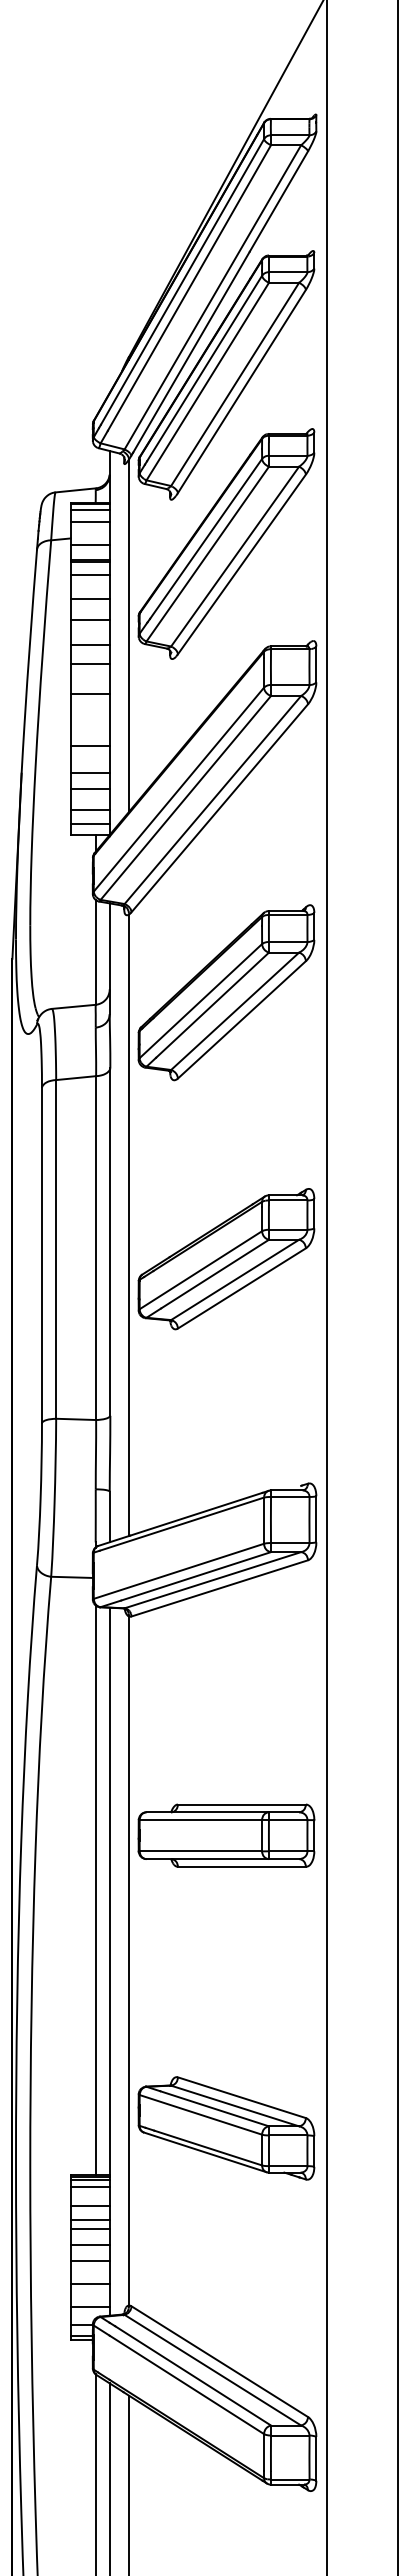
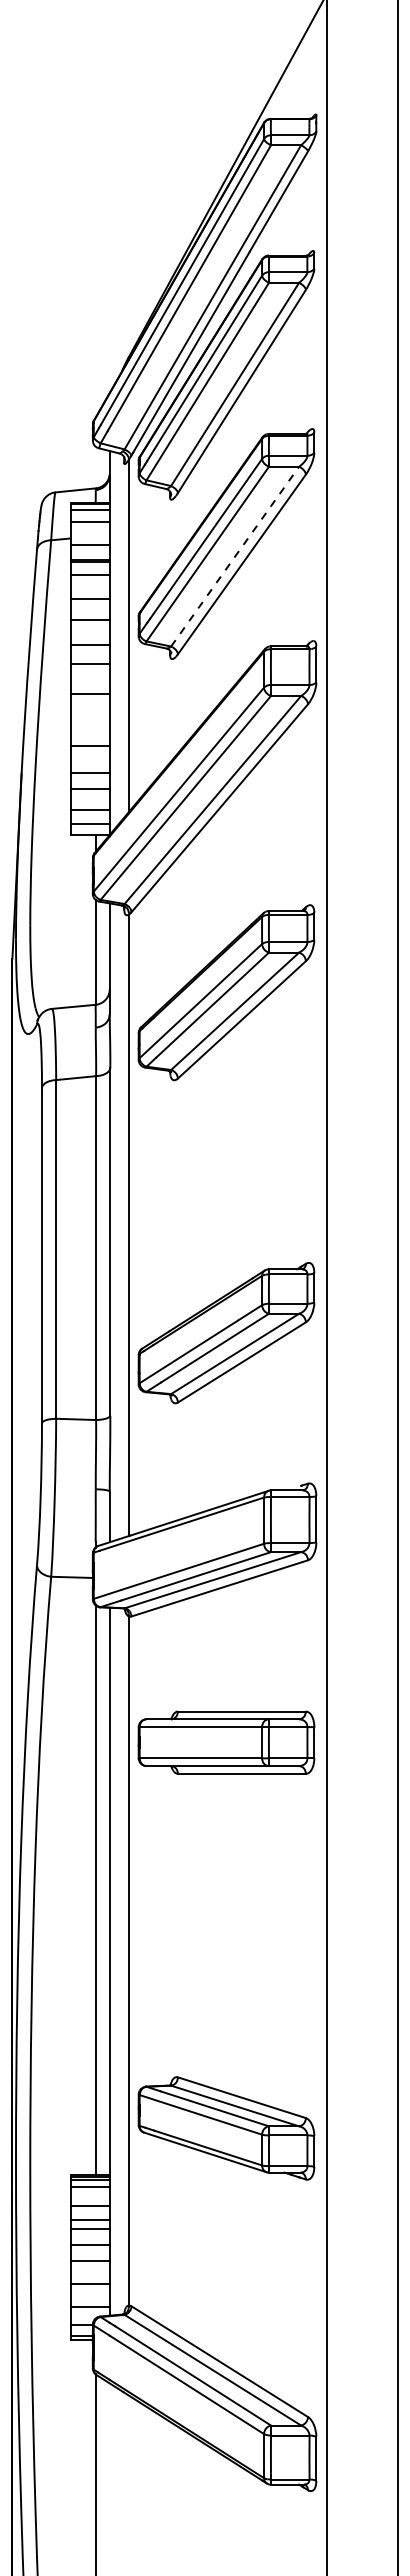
line: solid -> dashed (235, 556)
part position: (226, 1259) -> (226, 1333) (226, 1333)
part position: (226, 1835) -> (226, 1742) (226, 1742)
line: present -> none (109, 2477)
line: present -> none (128, 2483)
